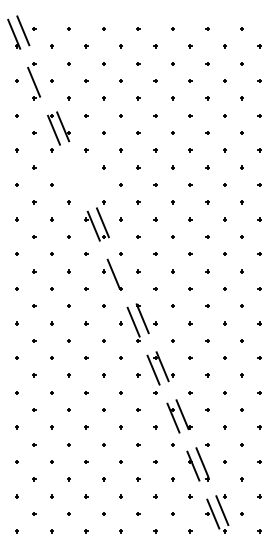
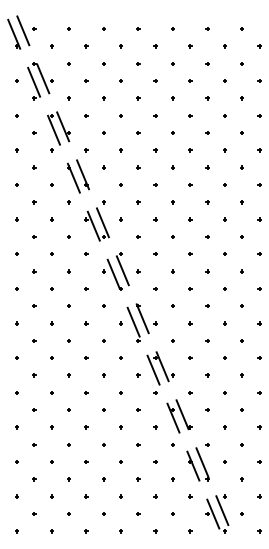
line: none -> present (43, 78)
part: none -> present (78, 176)
line: none -> present (122, 270)
